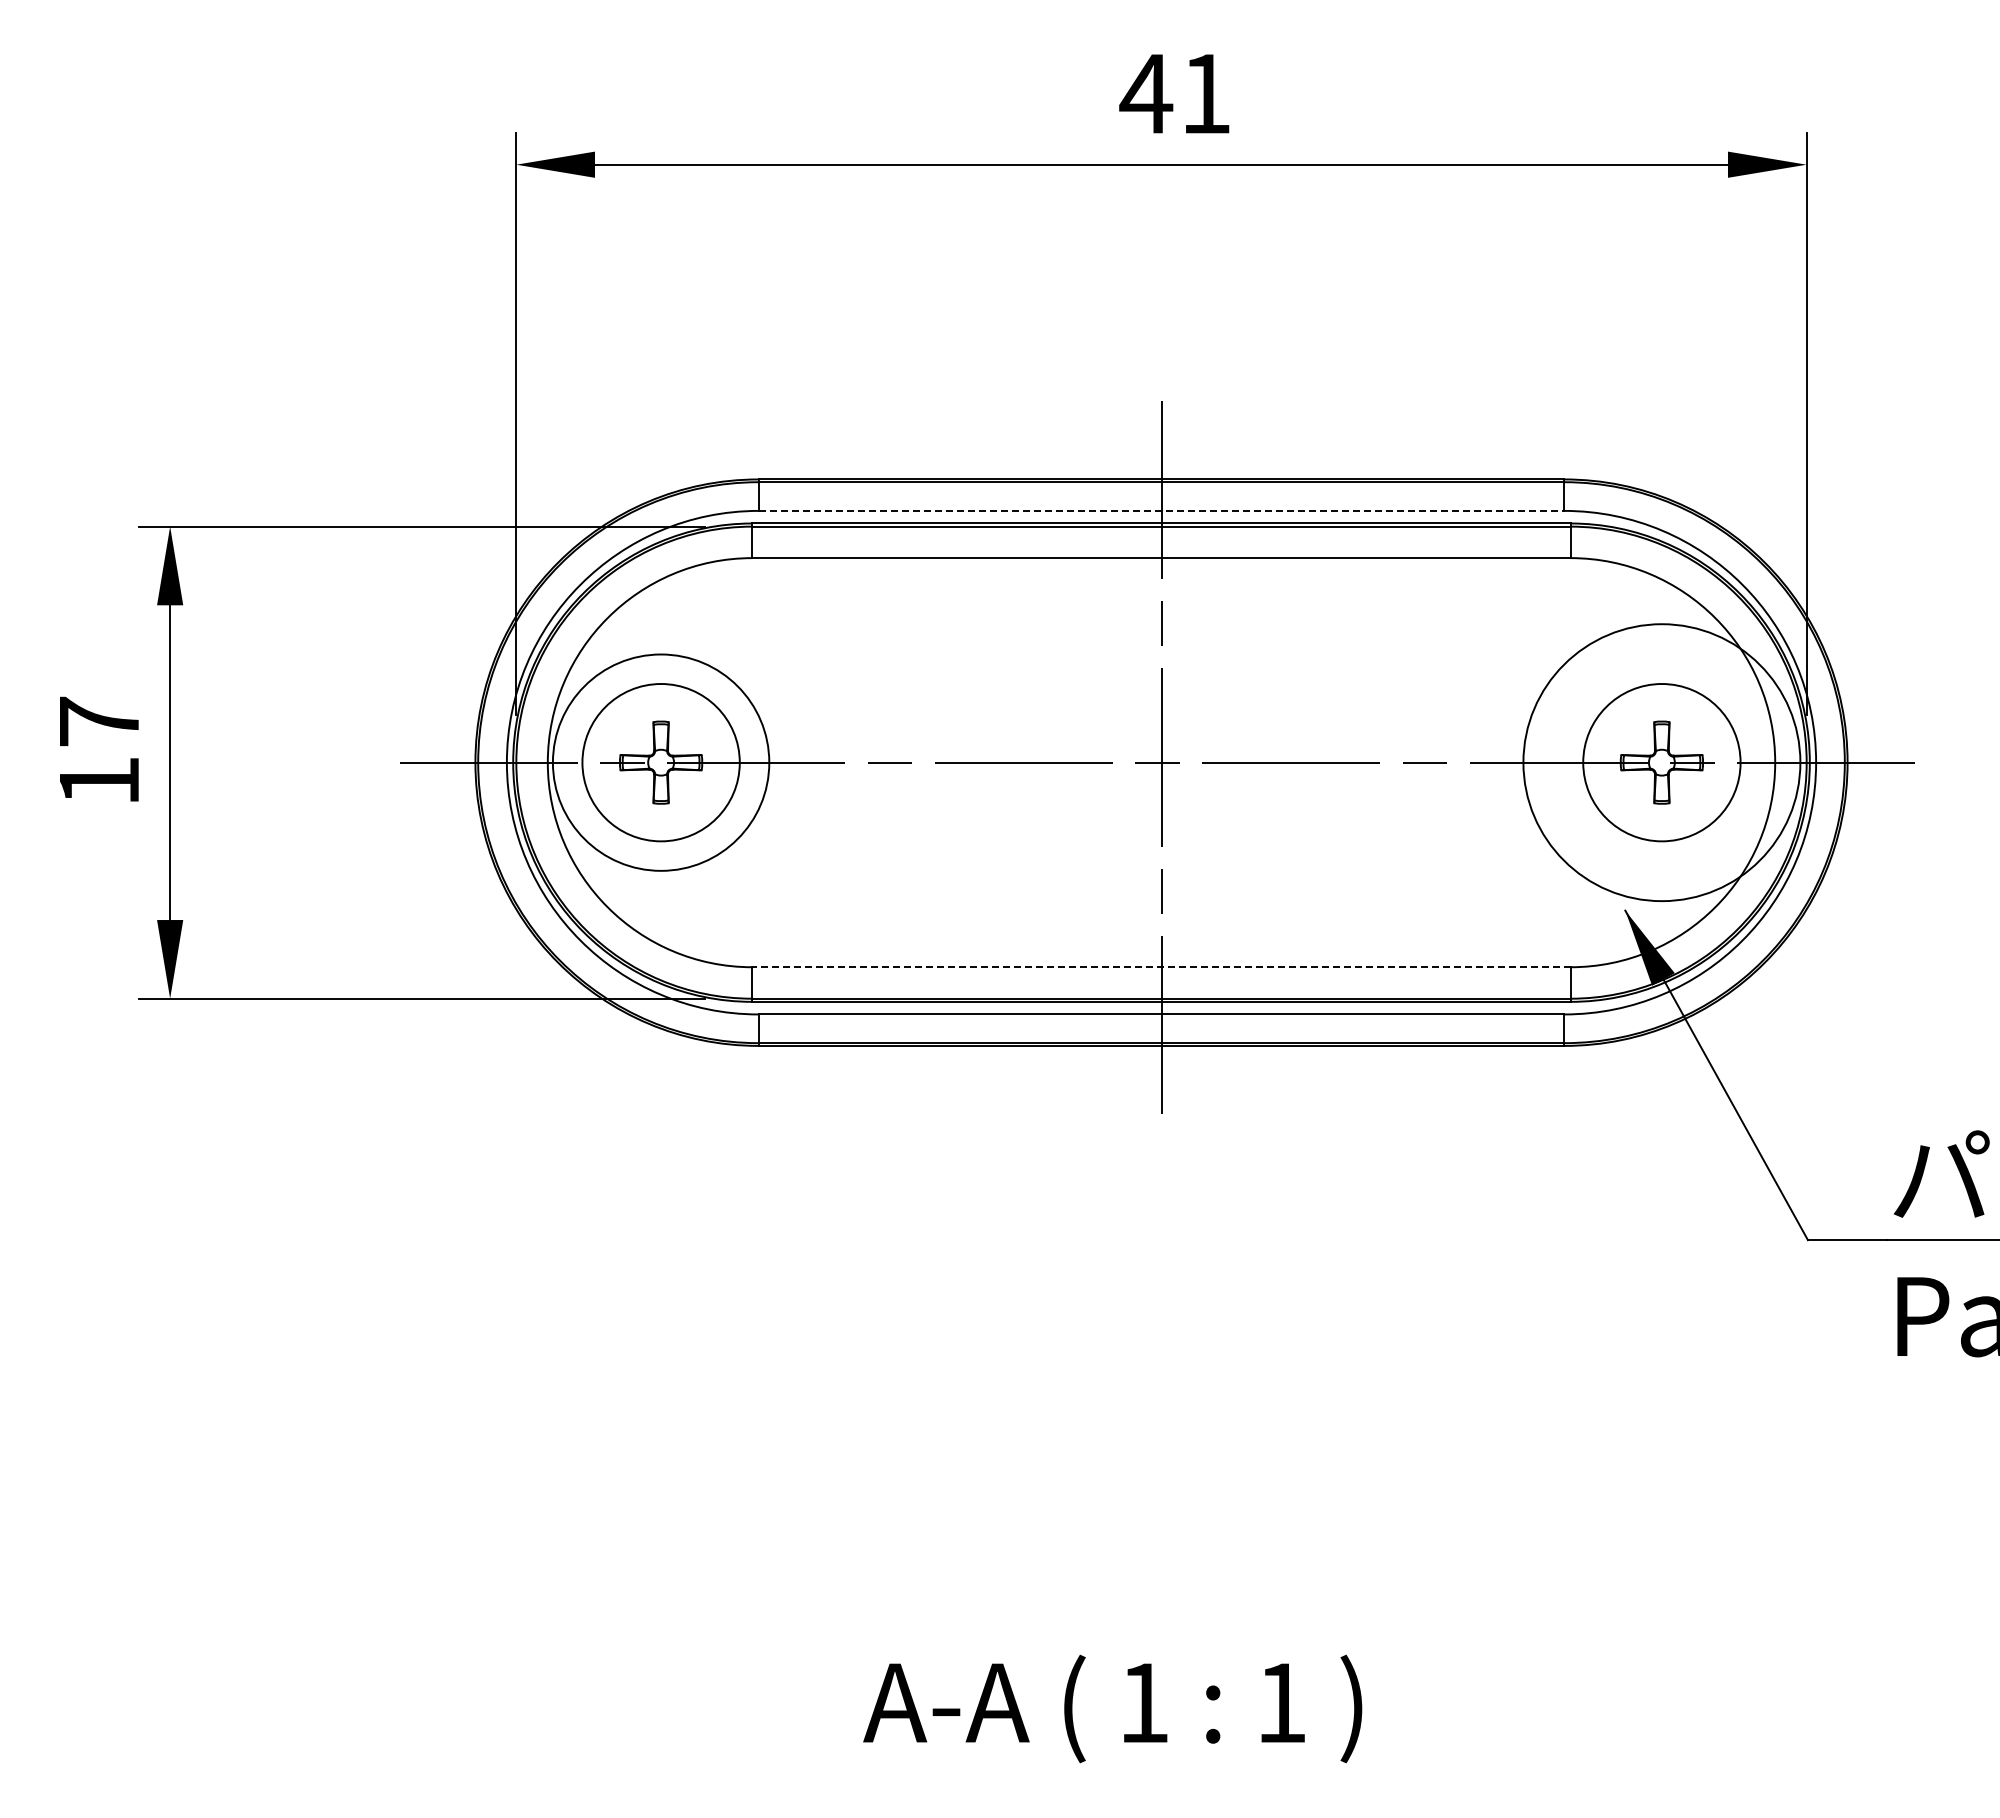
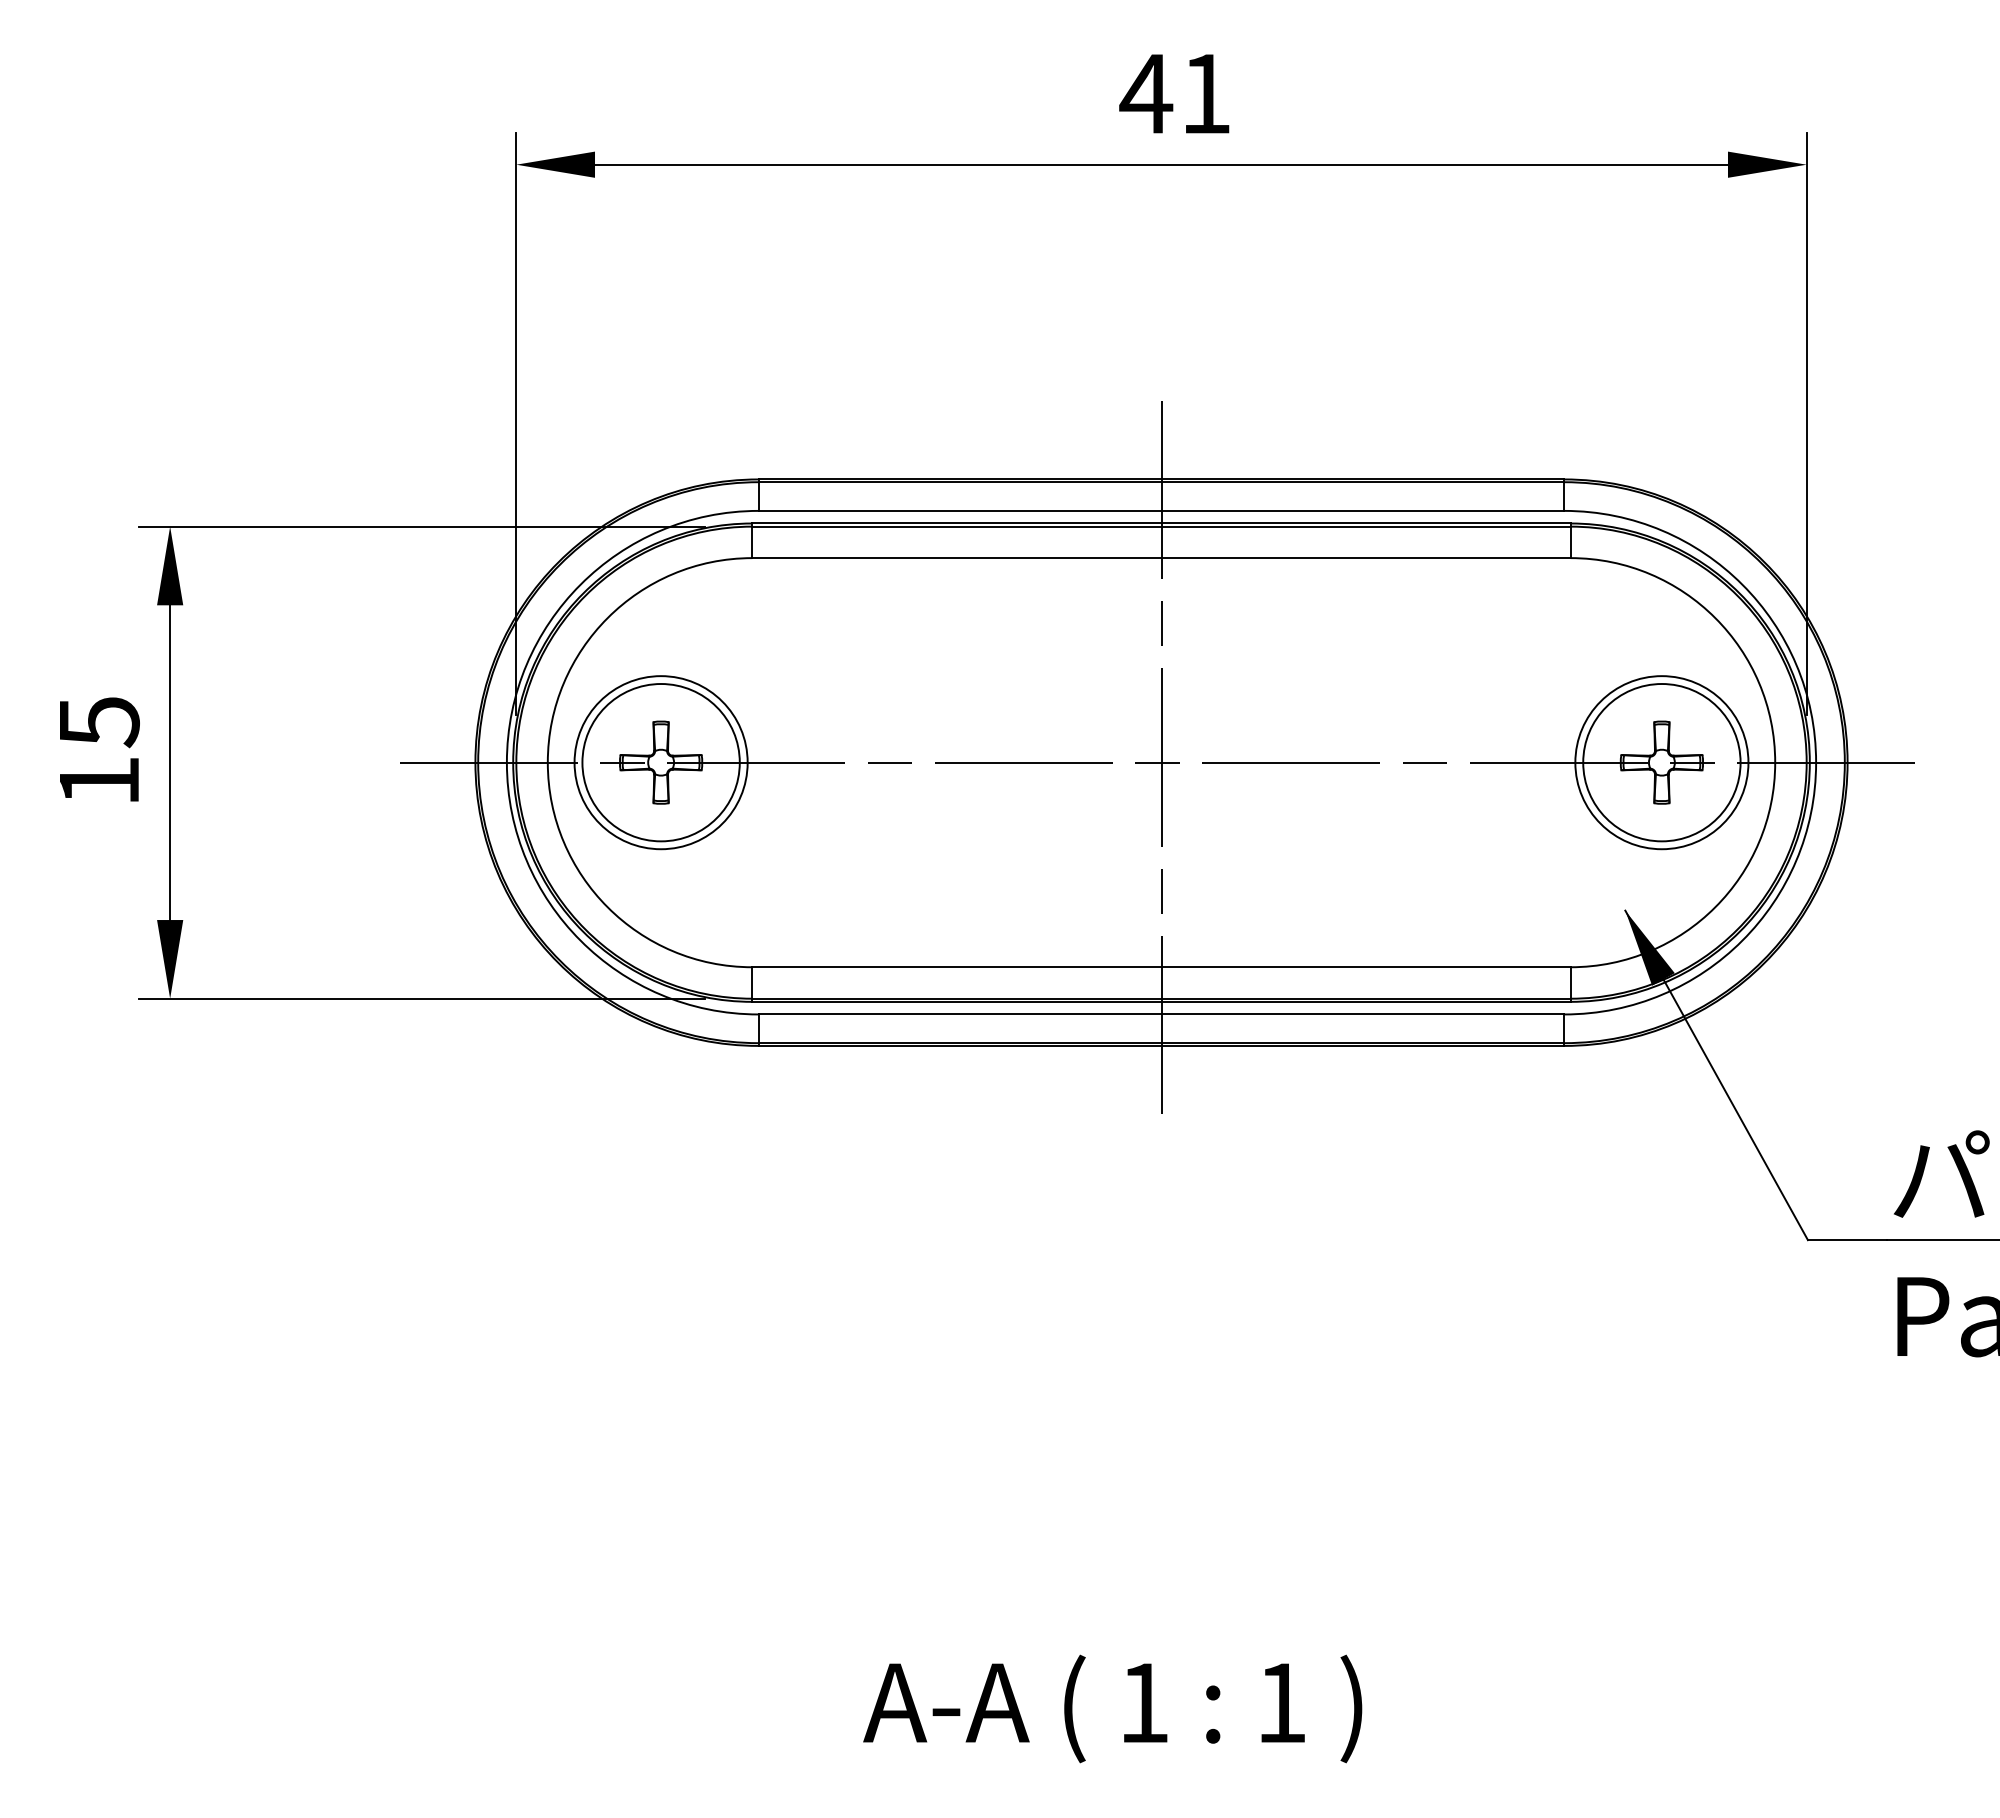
line: dashed -> solid (1161, 510)
text: 17 -> 15 (99, 722)
circle diameter: 216 px -> 173 px (660, 762)
circle diameter: 277 px -> 173 px (1661, 762)
line: dashed -> solid (1161, 967)
